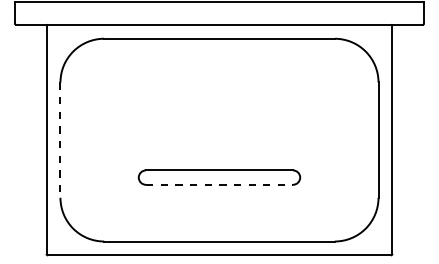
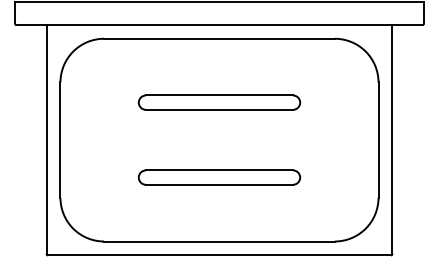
part: none -> present (219, 102)
line: dashed -> solid (60, 140)
line: dashed -> solid (219, 184)
